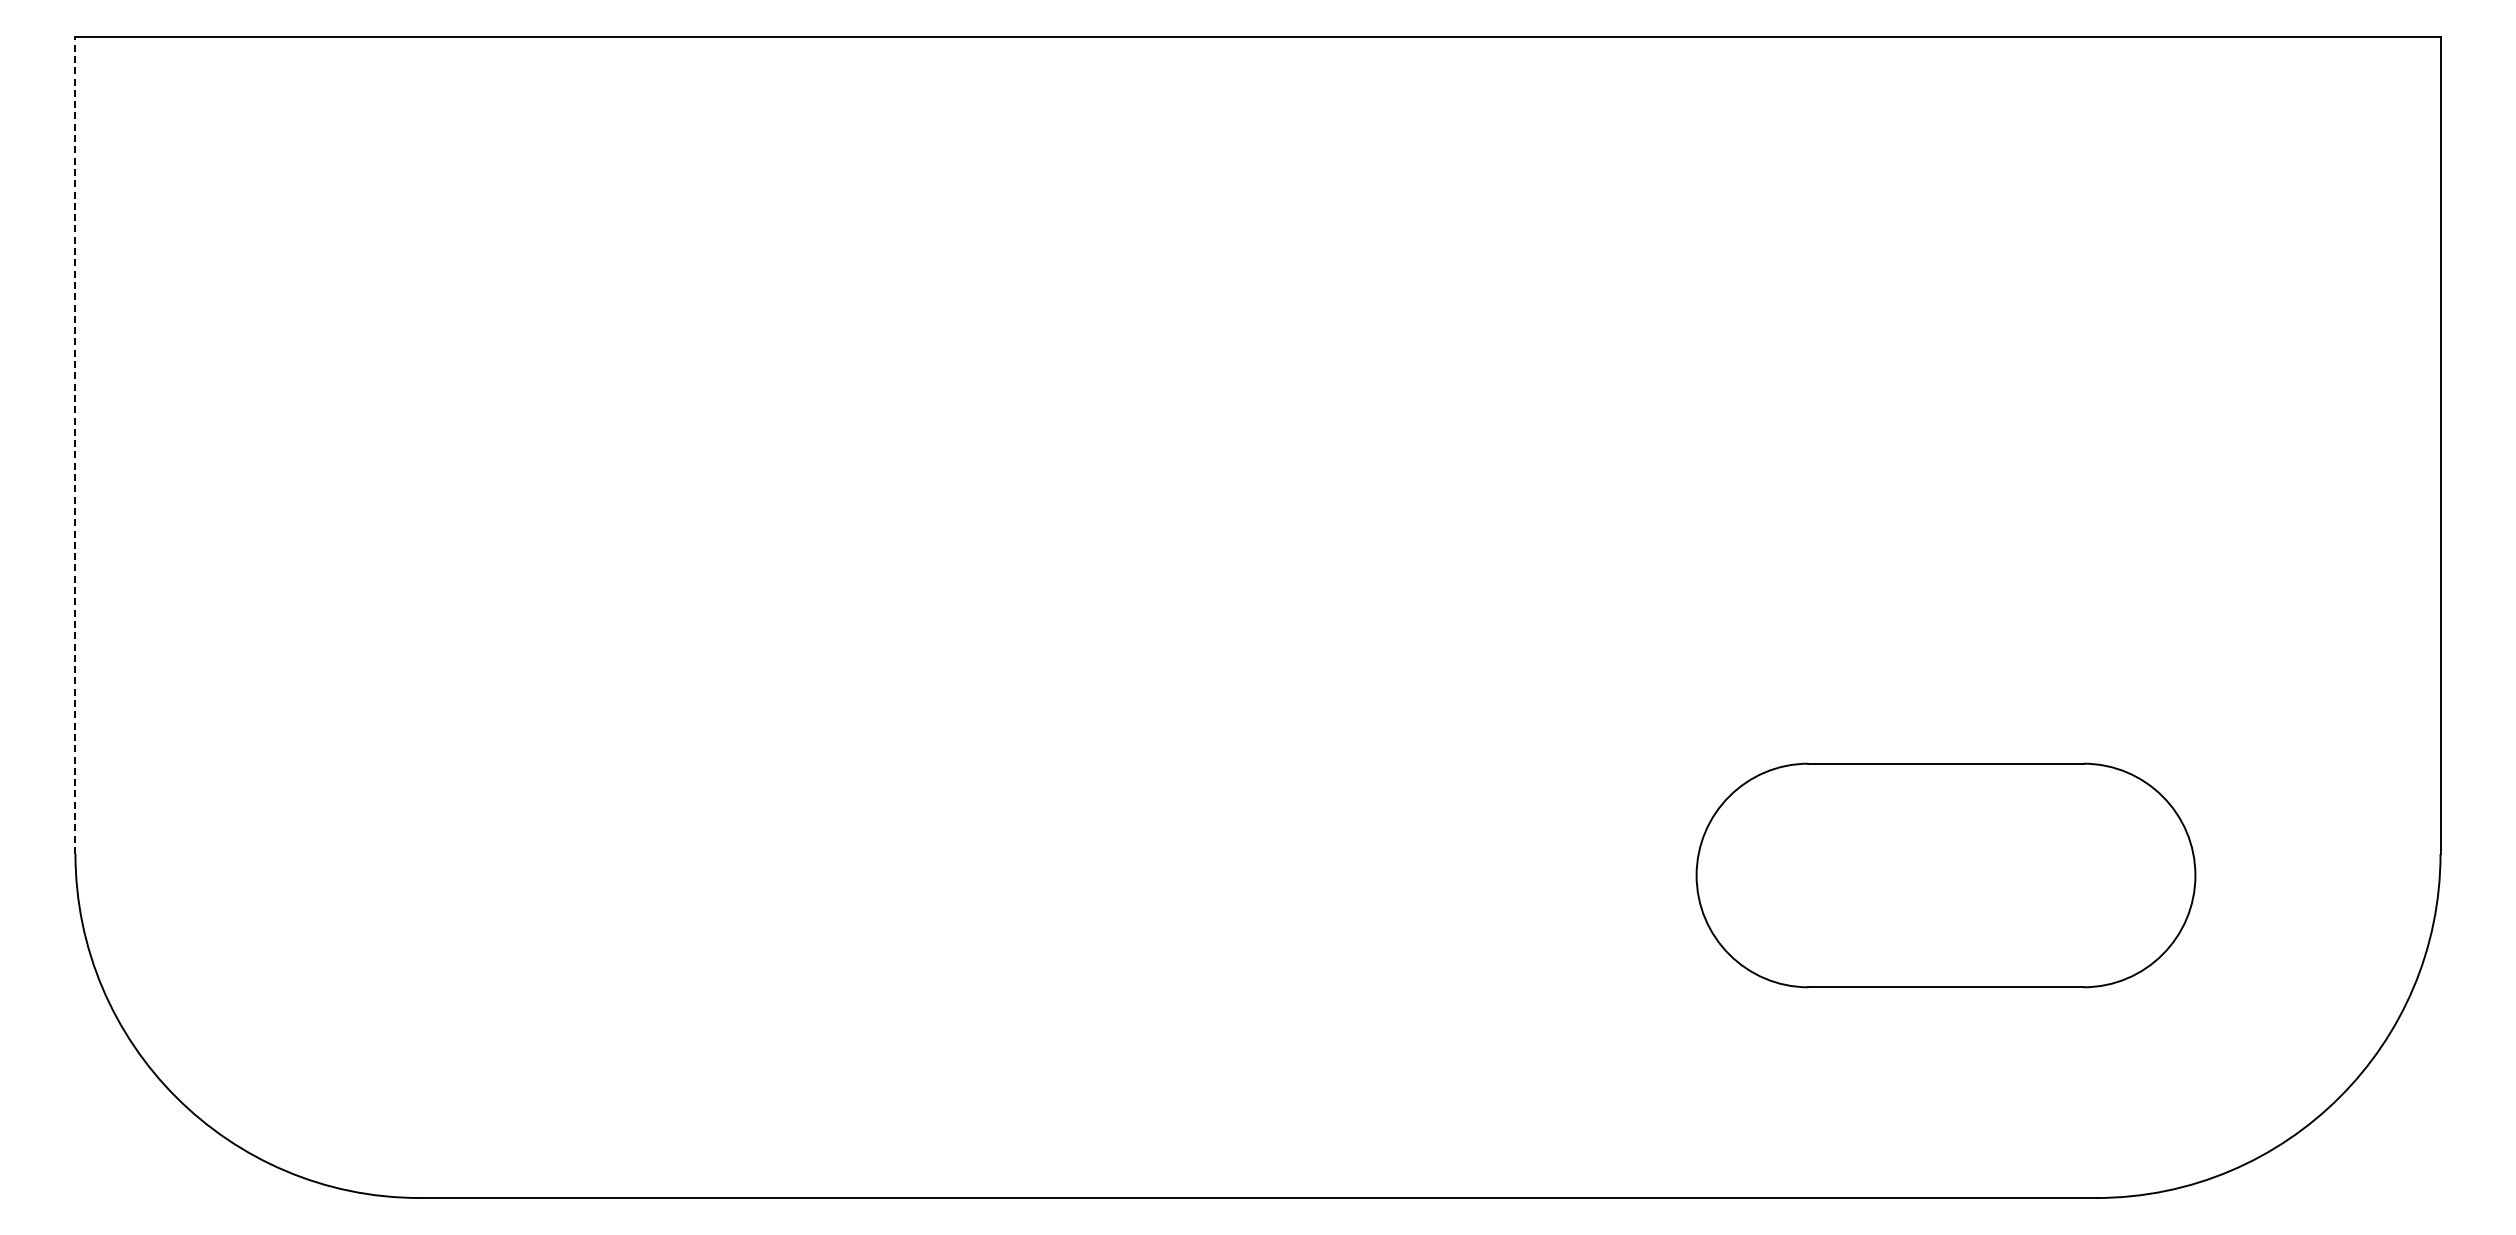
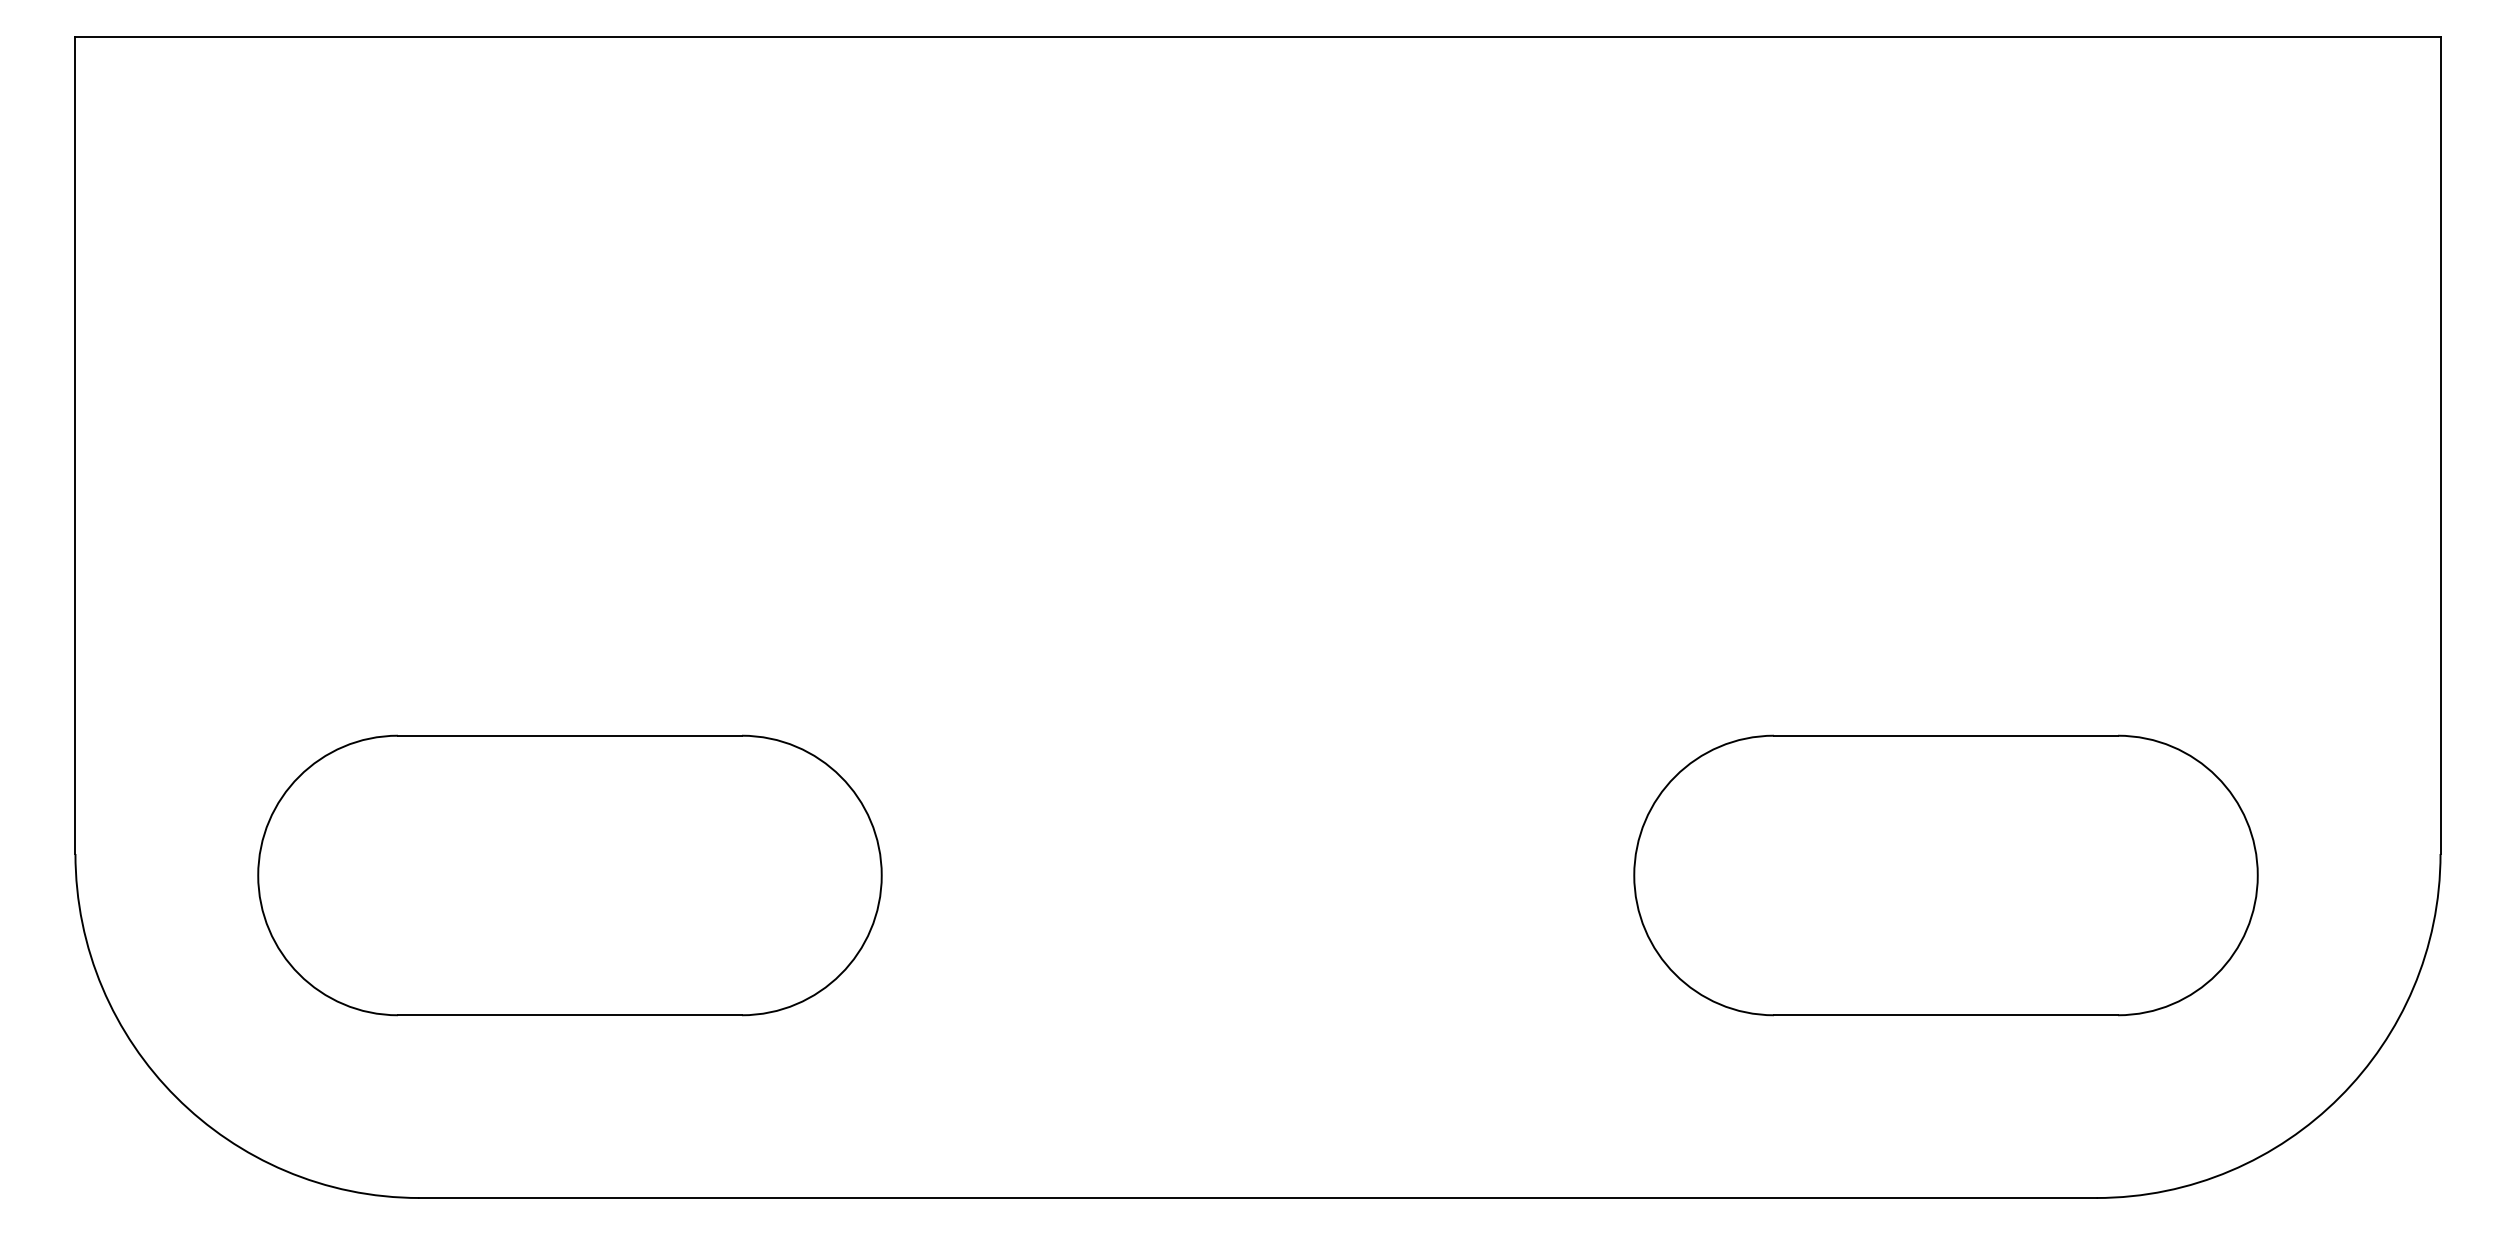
line: dashed -> solid (75, 445)
part: none -> present (569, 875)
part size: 502x227 px -> 626x283 px (1945, 875)
